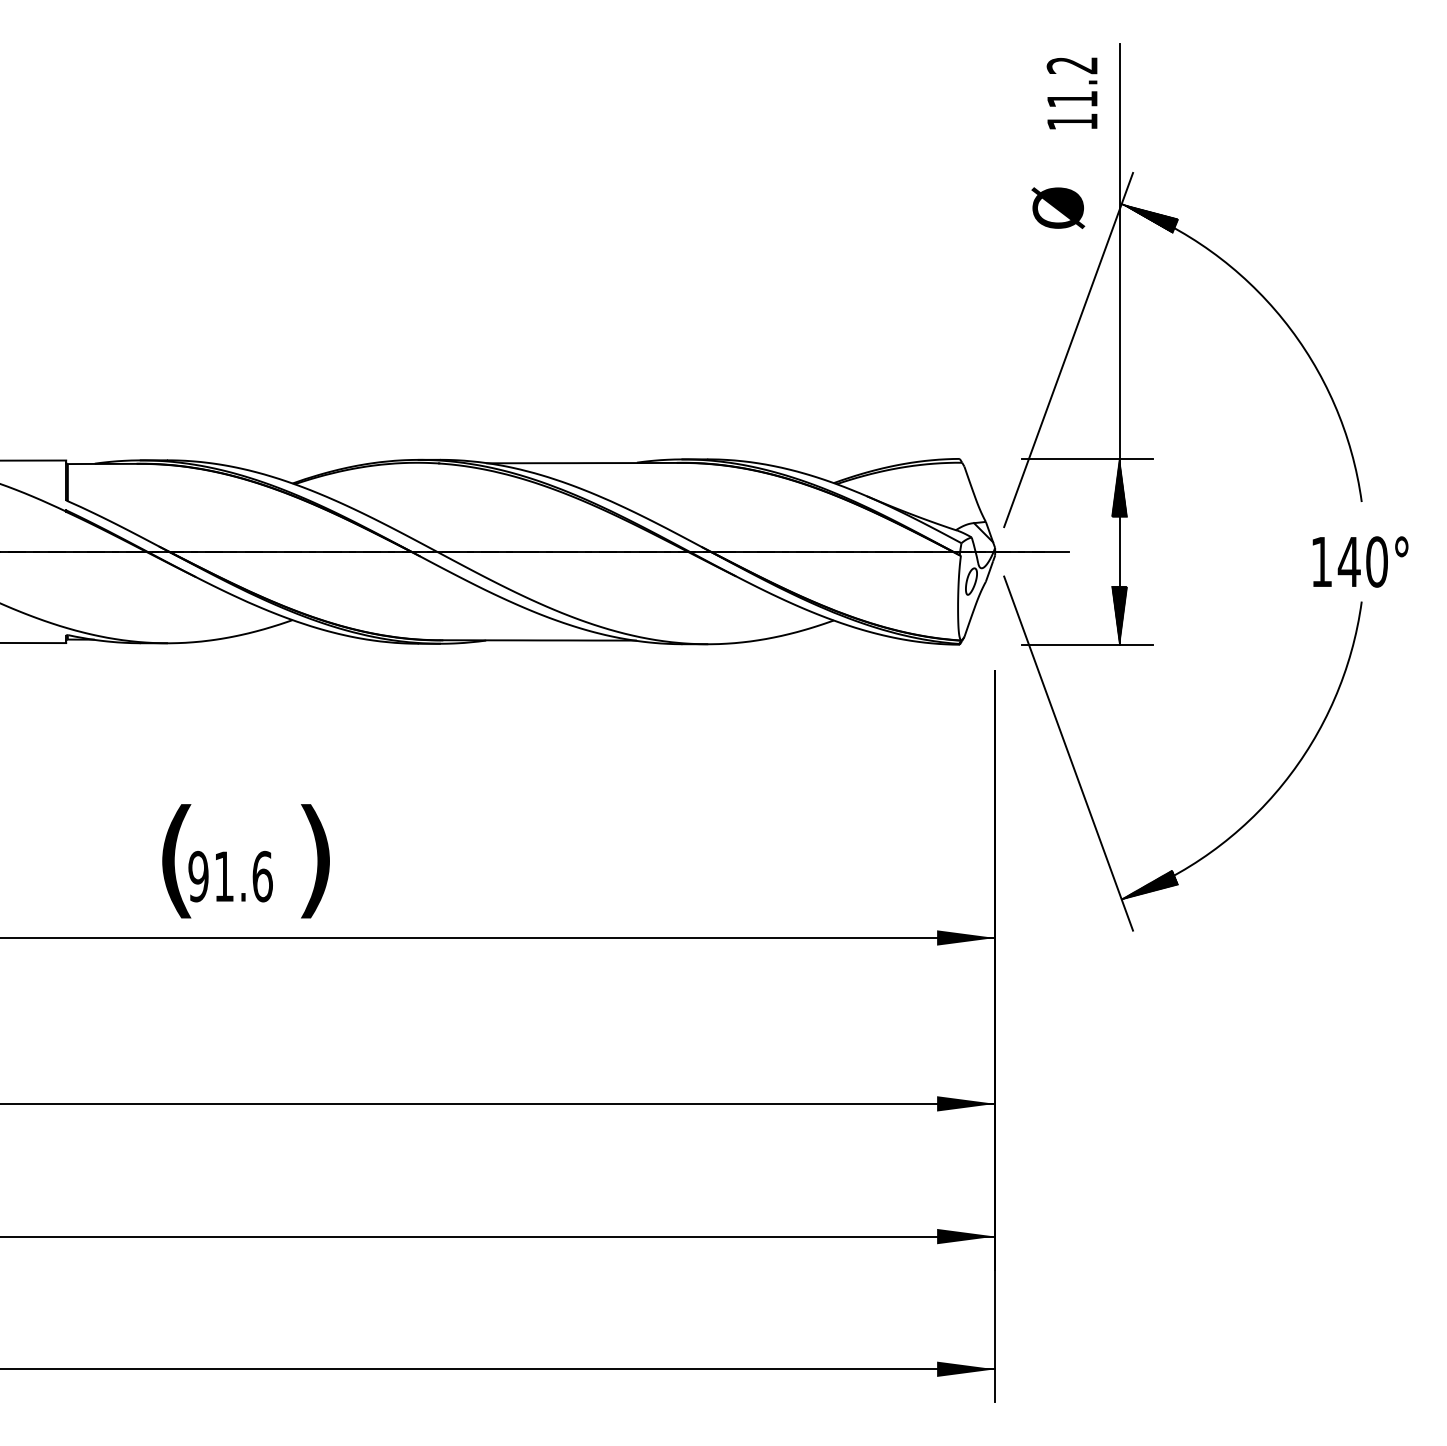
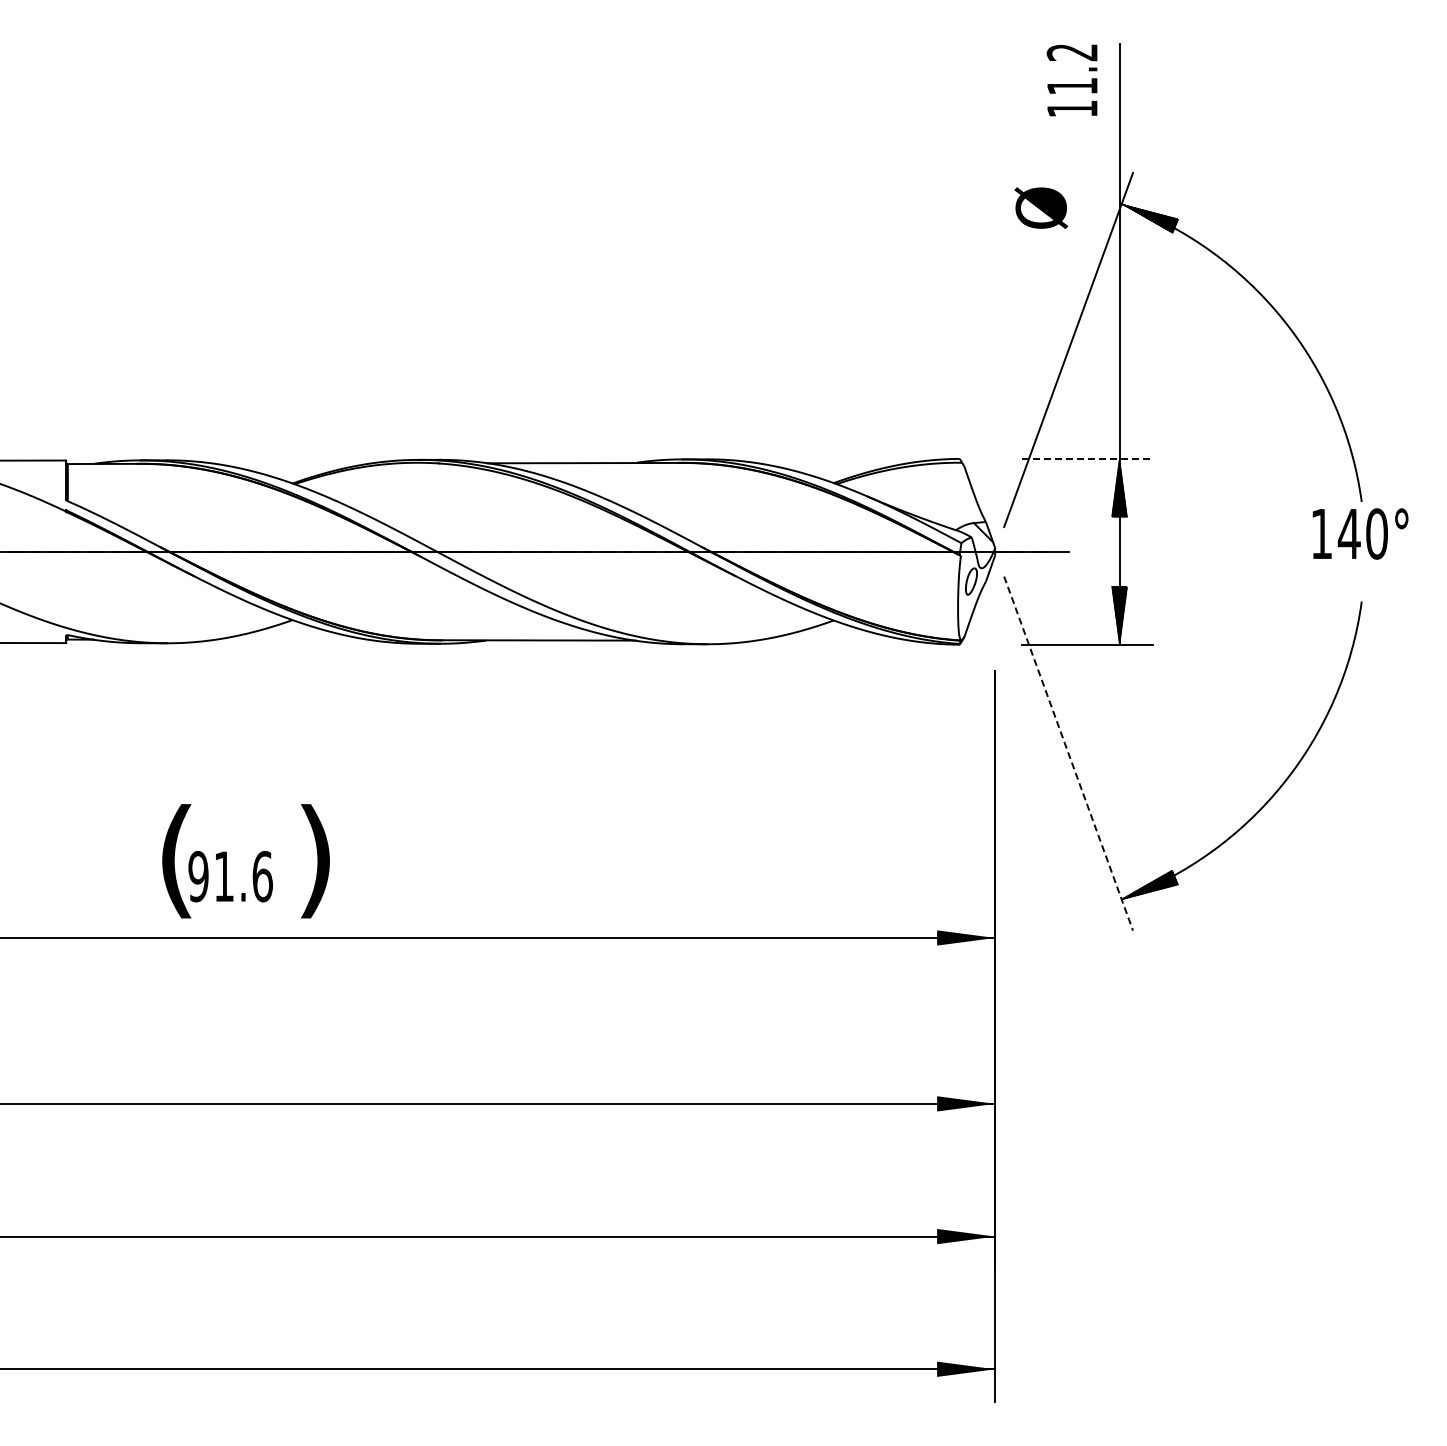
text position: (1071, 93) -> (1071, 80) (1071, 80)
text position: (1058, 207) -> (1041, 207) (1041, 207)
line: solid -> dashed (1087, 458)
text position: (1360, 561) -> (1360, 533) (1360, 533)
line: solid -> dashed (1068, 754)
